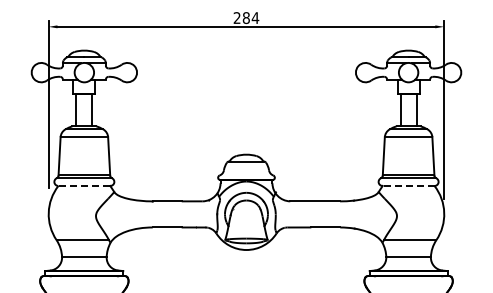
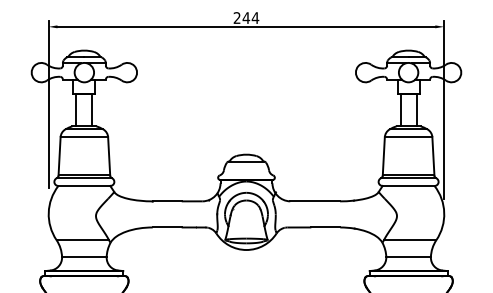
text: 284 -> 244 (246, 18)
line: dashed -> solid (84, 185)
line: dashed -> solid (408, 185)
